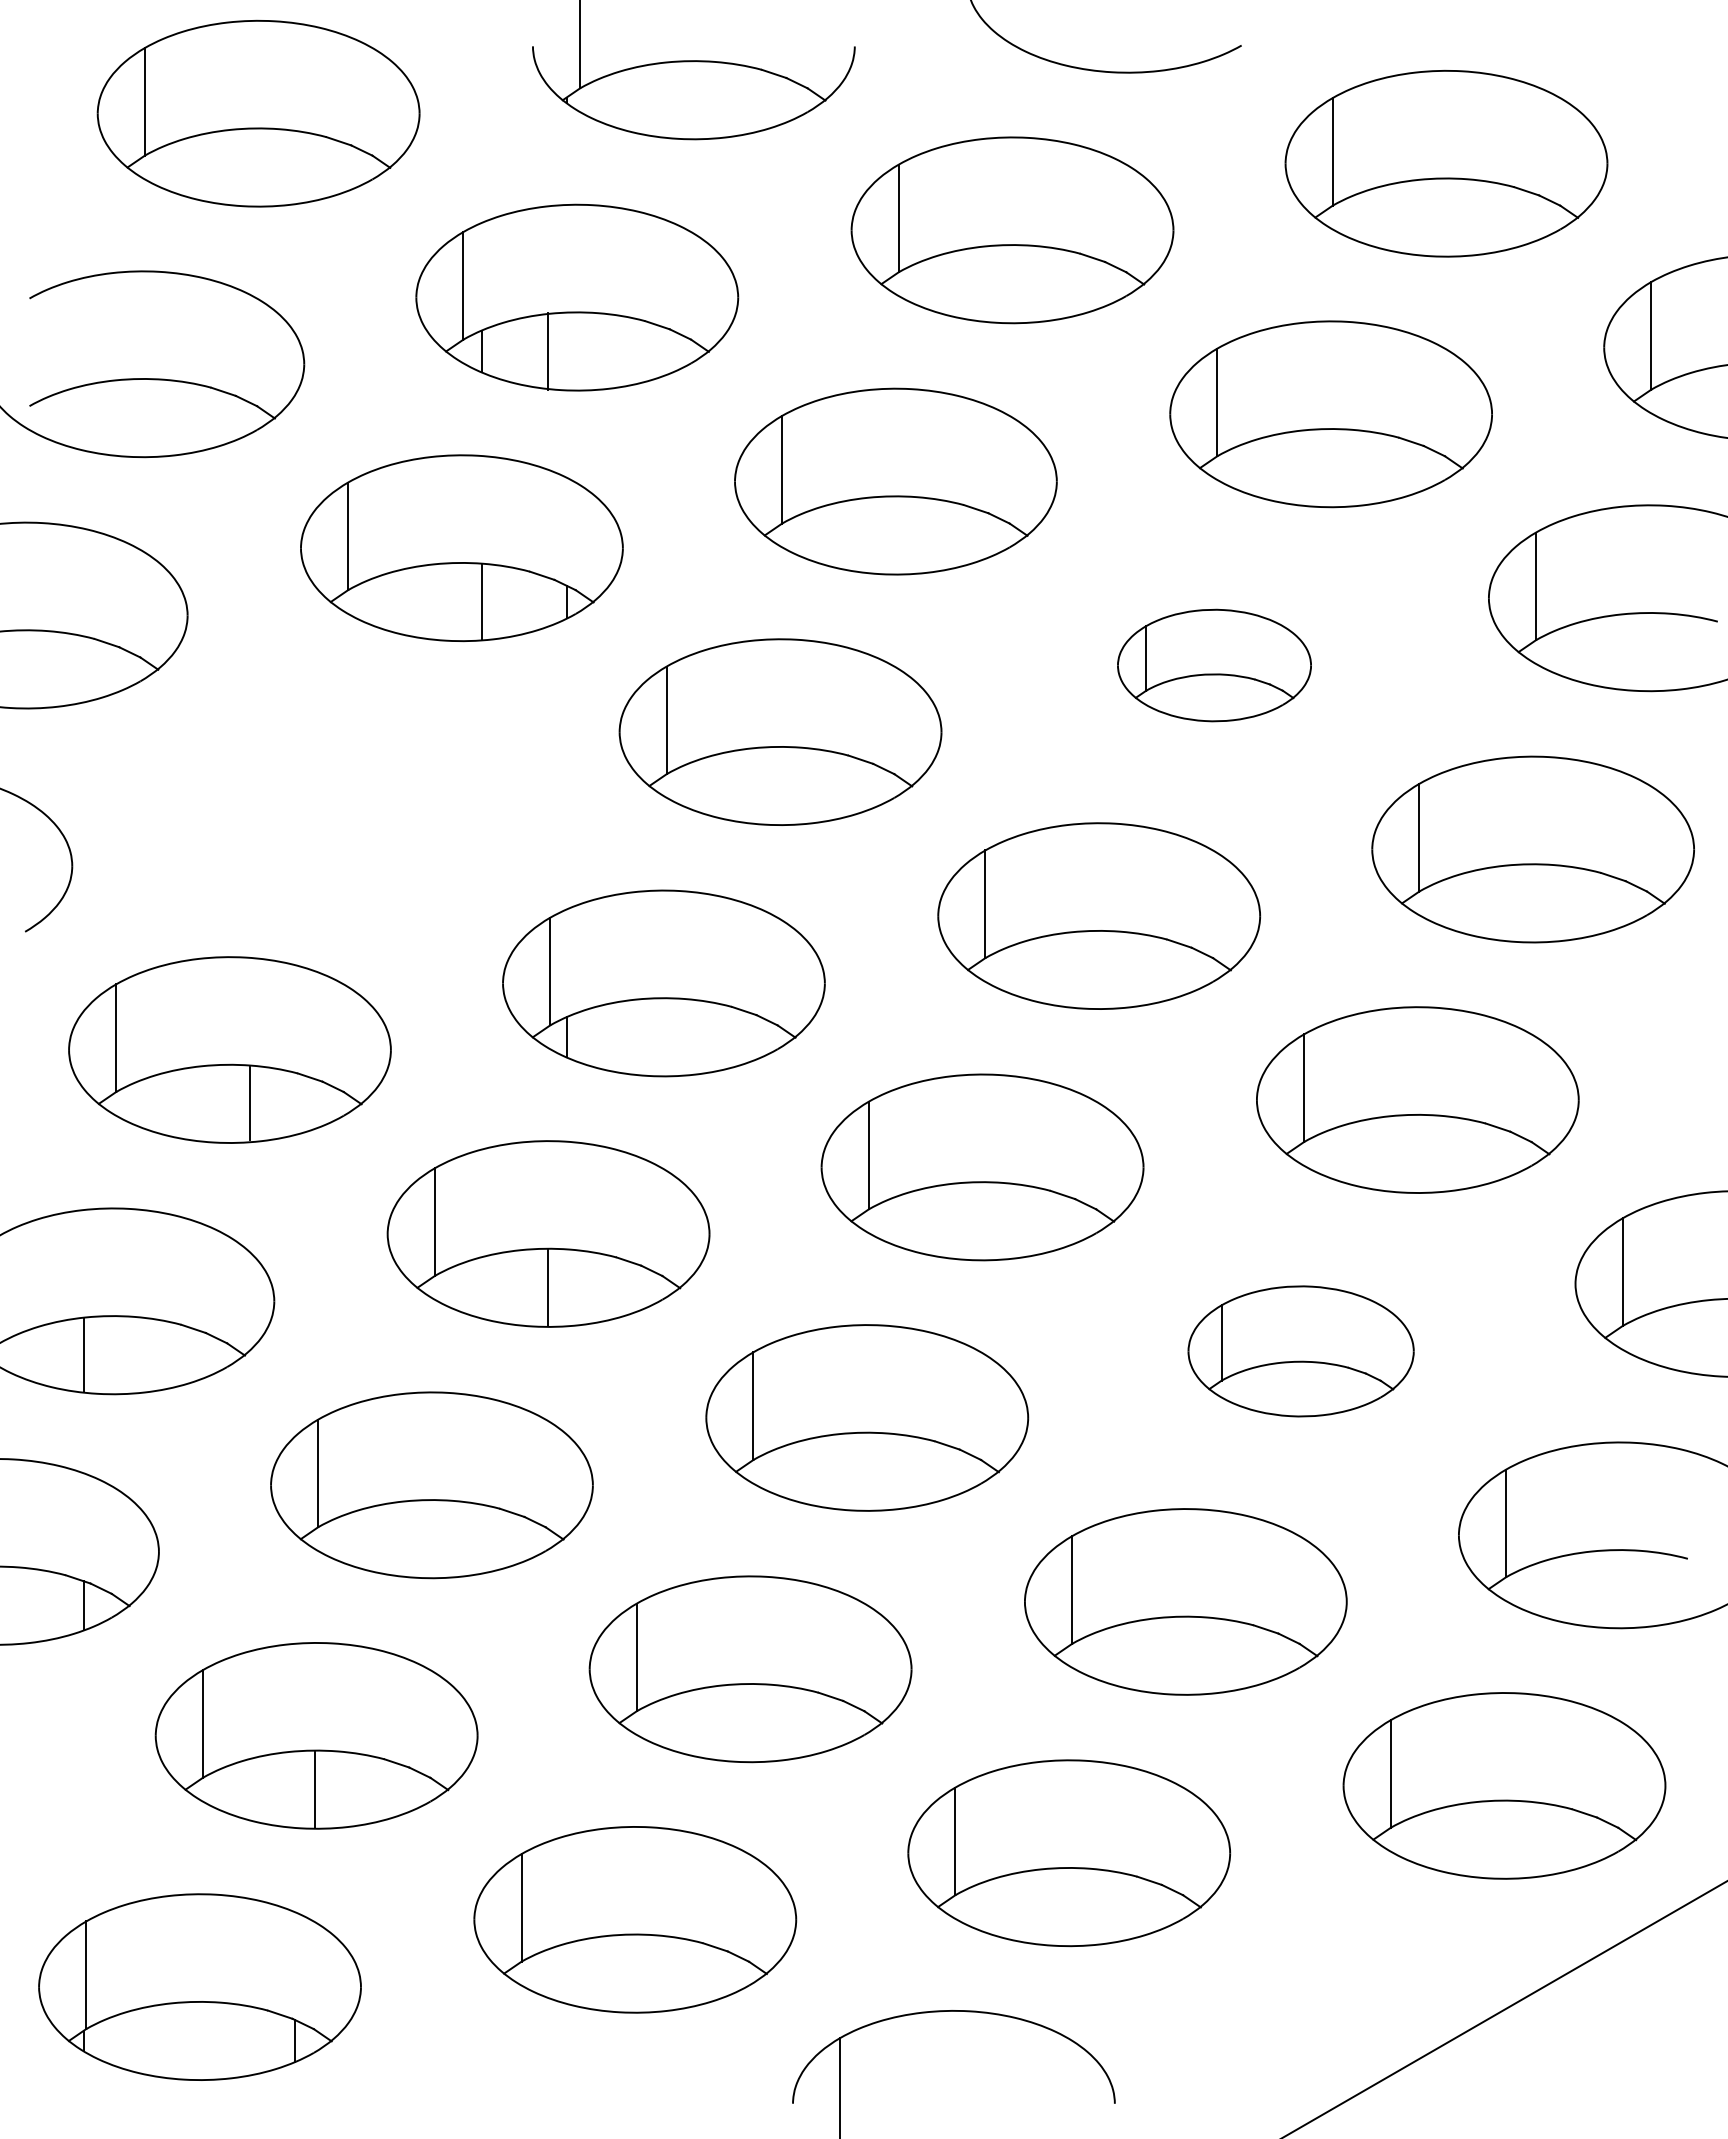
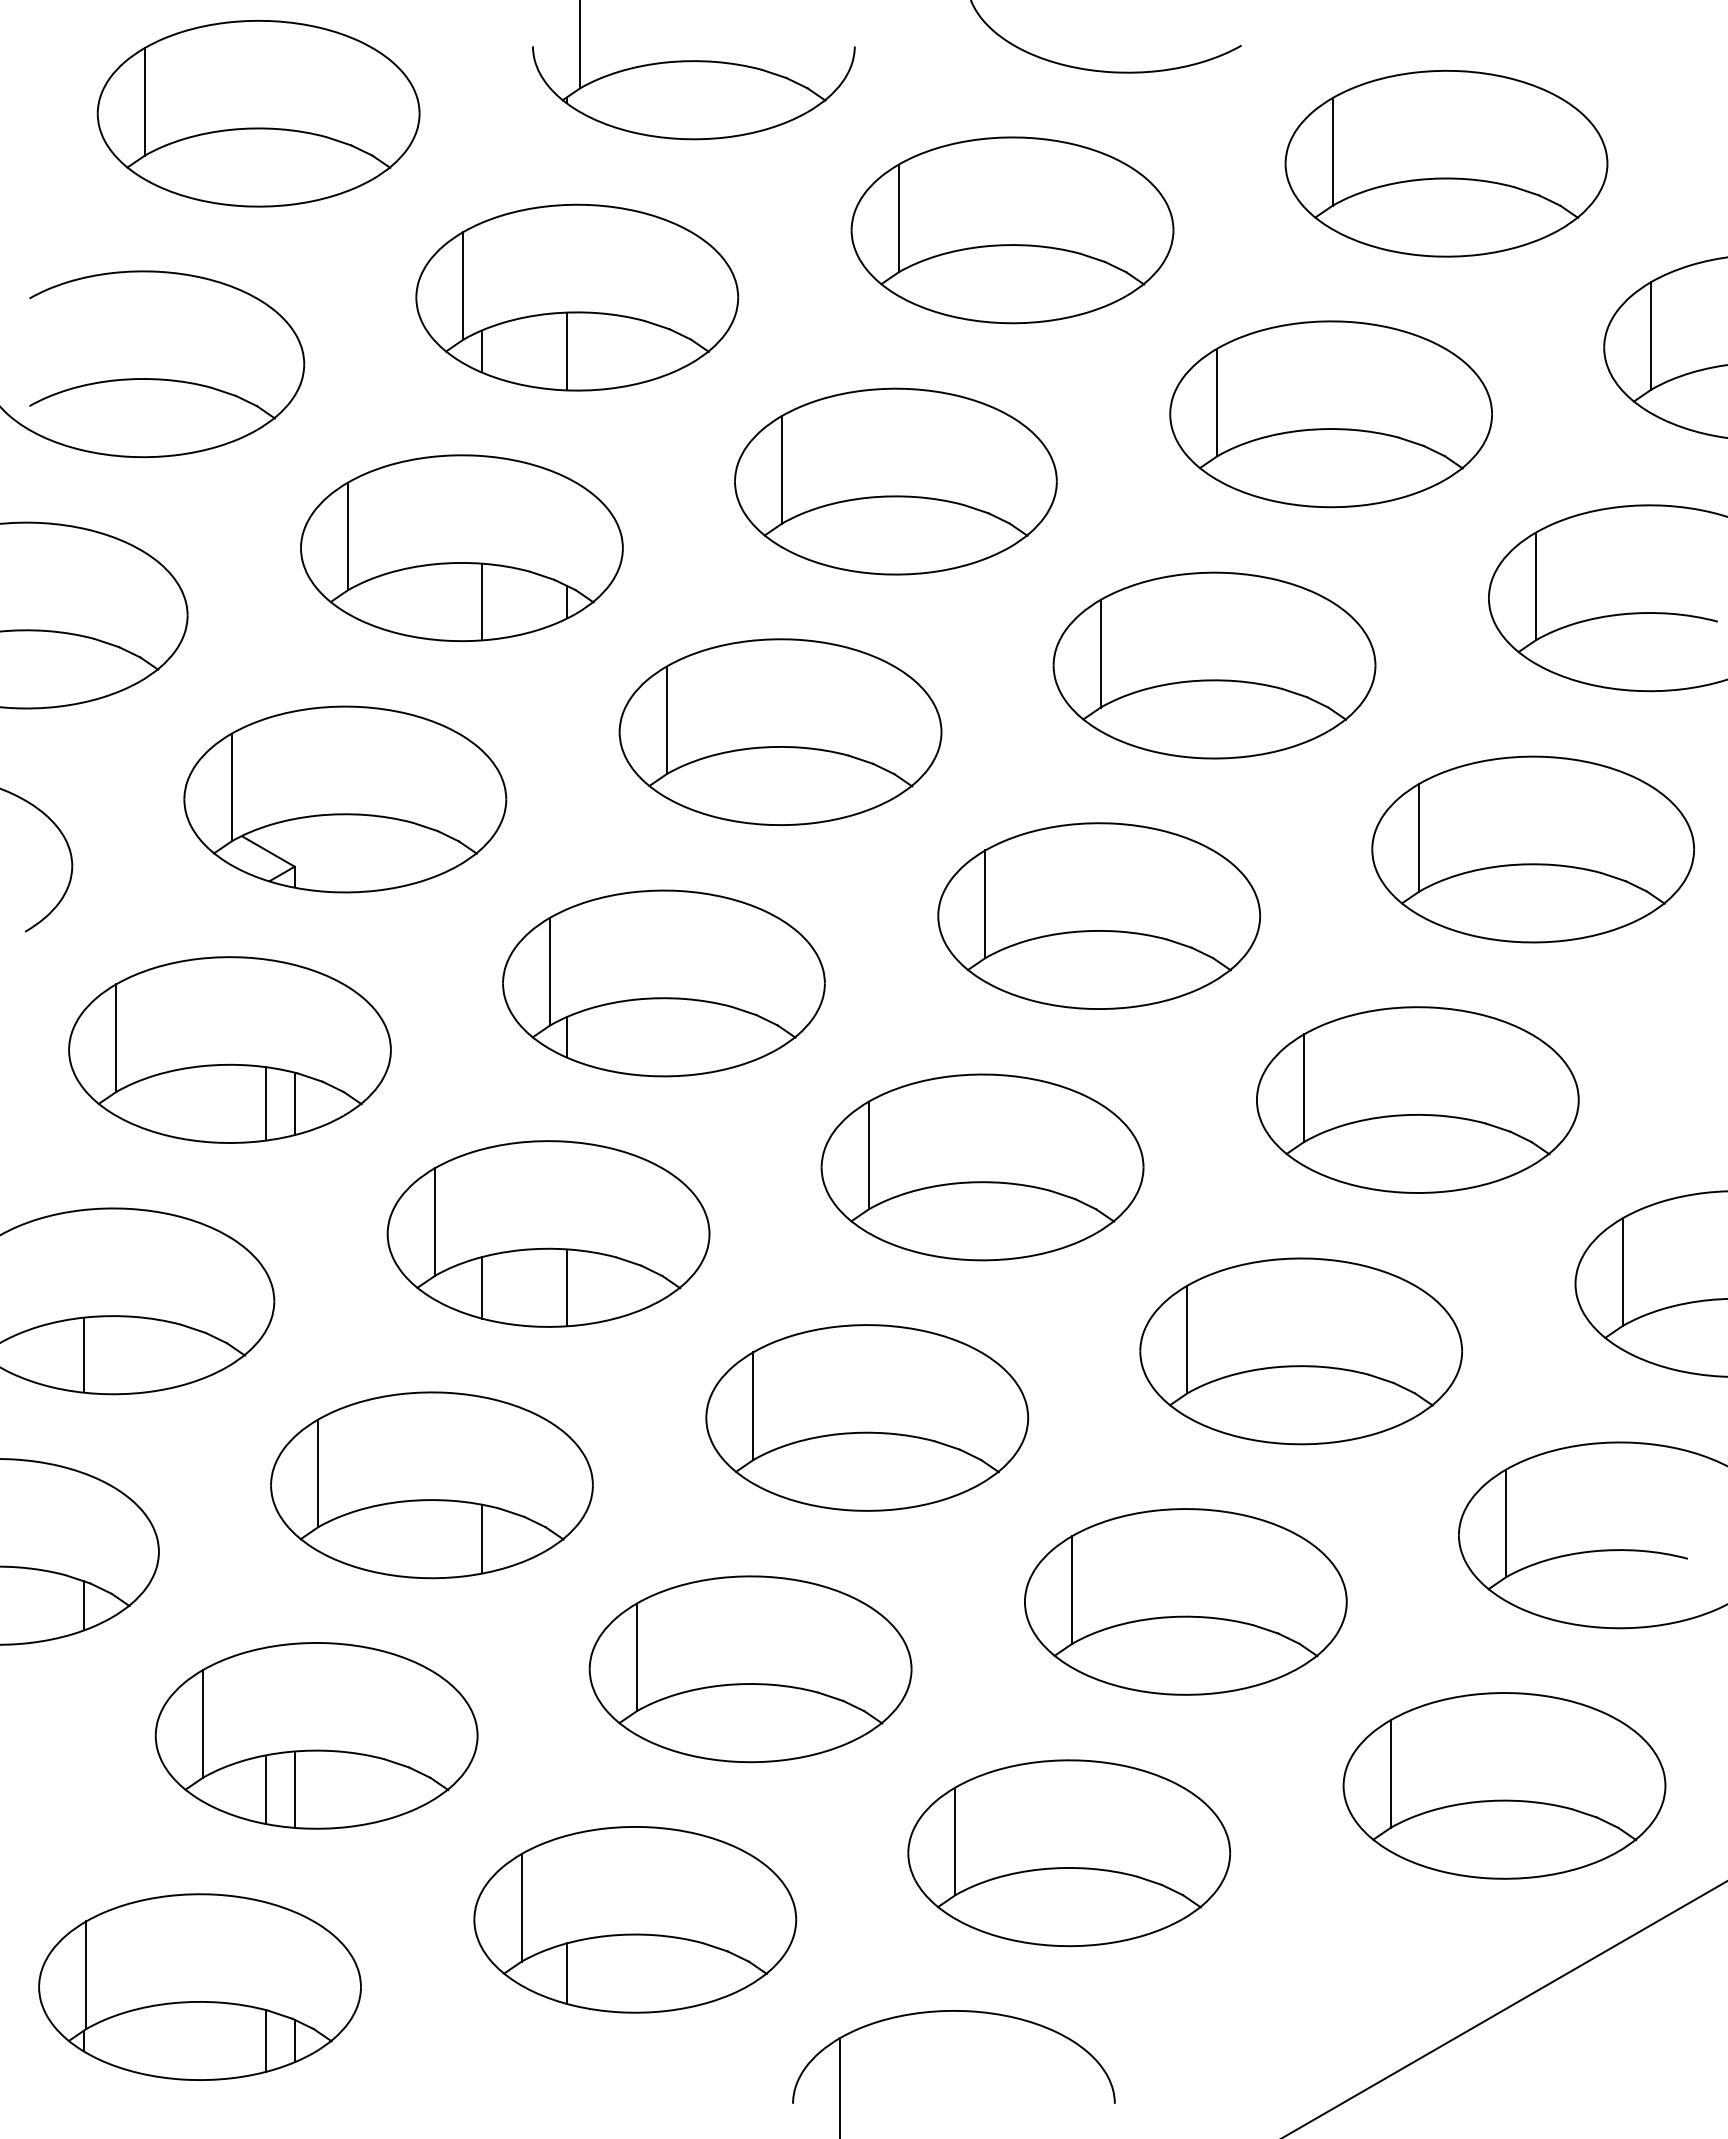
line position: (547, 351) -> (566, 351) (566, 351)
part size: 195x115 px -> 325x189 px (1214, 665)
part: none -> present (345, 799)
line position: (249, 1103) -> (265, 1103) (265, 1103)
line: none -> present (294, 1103)
line: none -> present (482, 1287)
line position: (547, 1287) -> (566, 1287) (566, 1287)
part size: 228x133 px -> 324x189 px (1300, 1351)
line: none -> present (482, 1539)
line: none -> present (265, 1789)
line position: (314, 1789) -> (294, 1789) (294, 1789)
line: none -> present (566, 1973)
line: none -> present (265, 2040)
